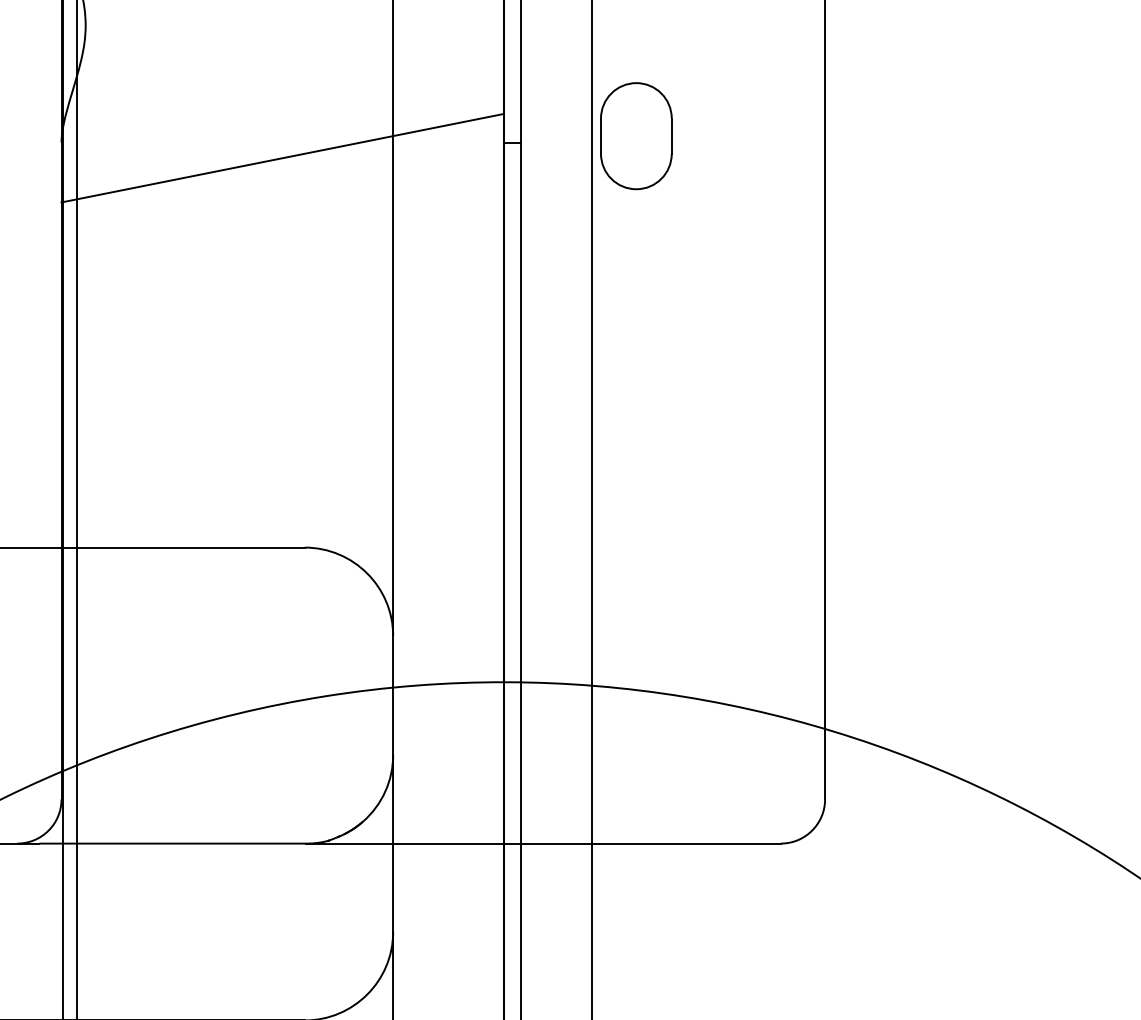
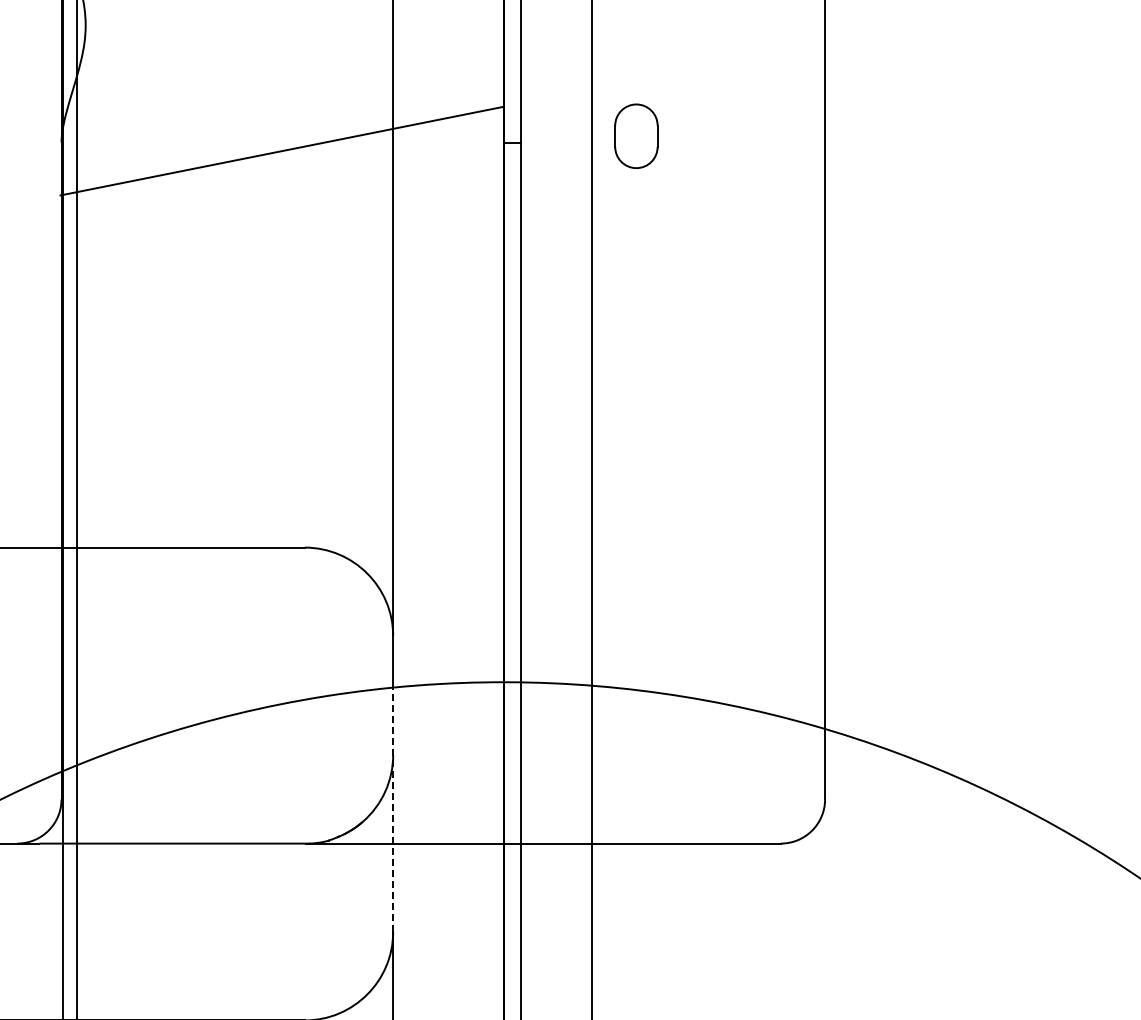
part size: 73x109 px -> 45x66 px (636, 135)
line position: (282, 158) -> (281, 151) (281, 151)
line: solid -> dashed (393, 809)
